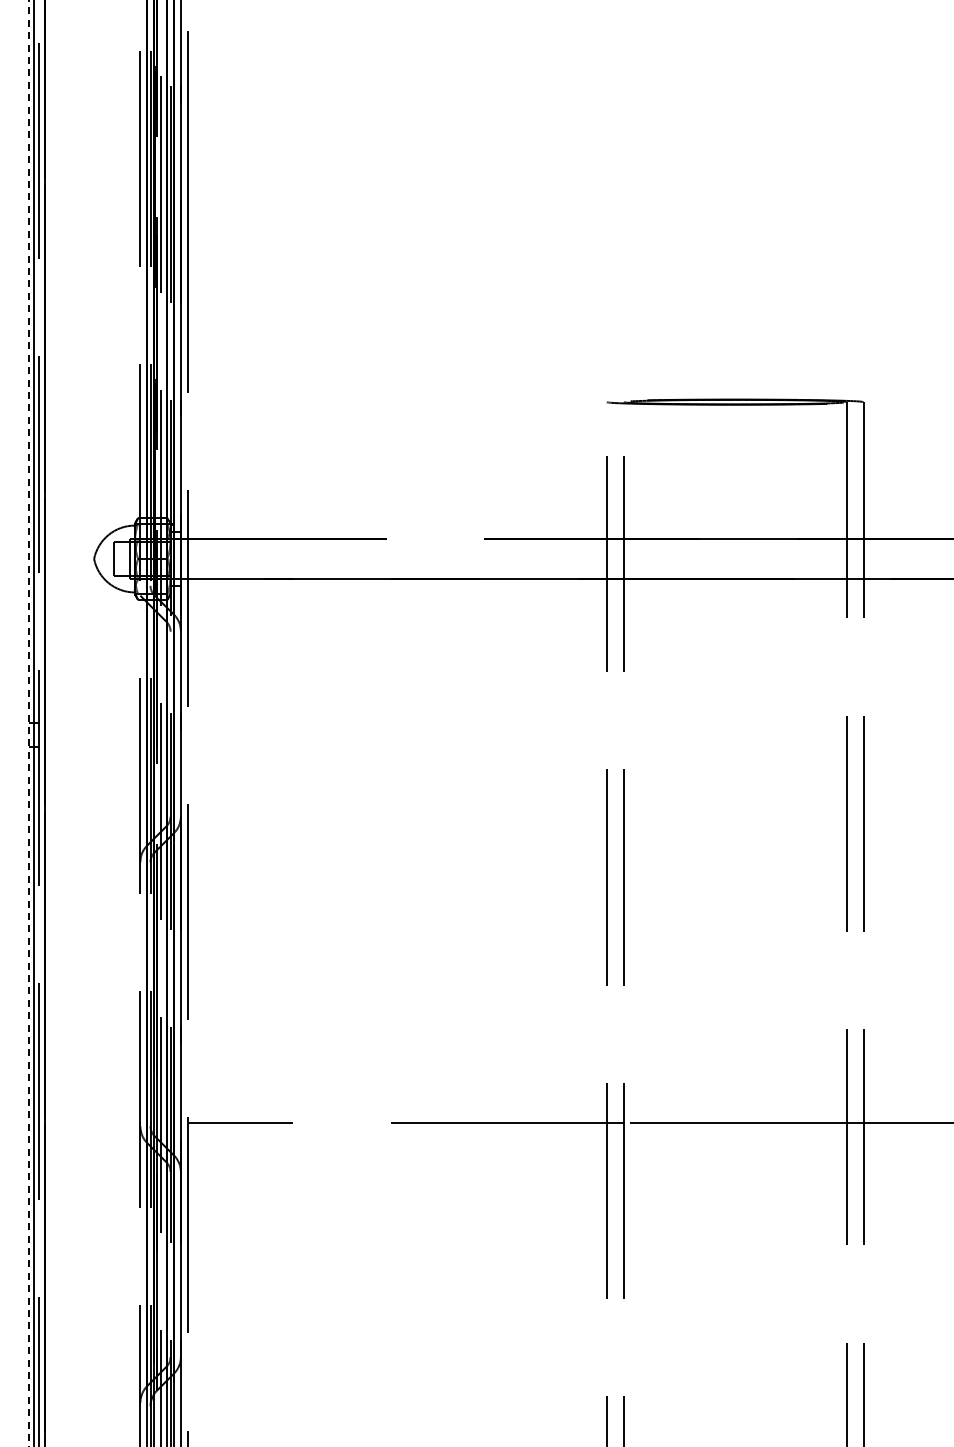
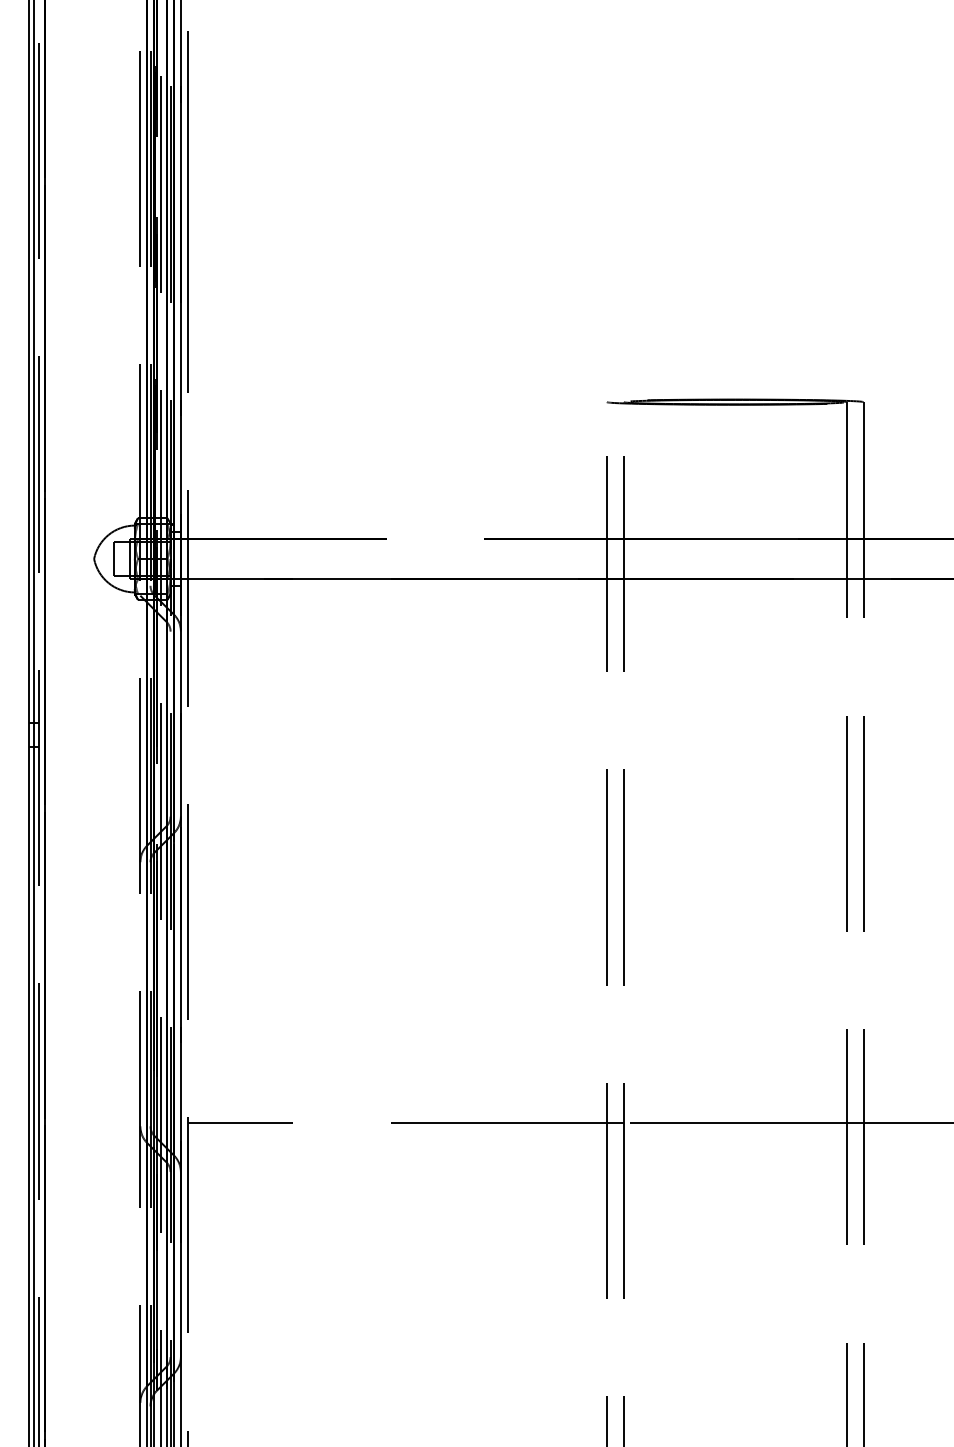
line: dashed -> solid (28, 723)
